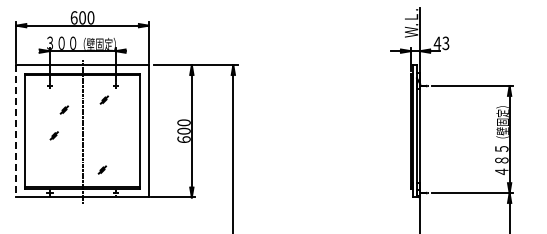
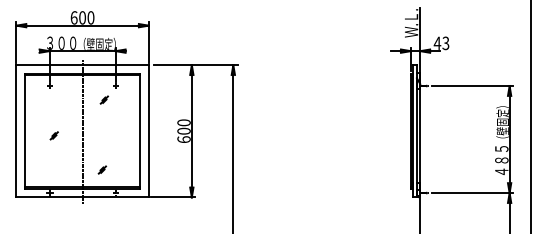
part: present -> none (64, 109)
line: none -> present (530, 116)
line: dashed -> solid (16, 131)
